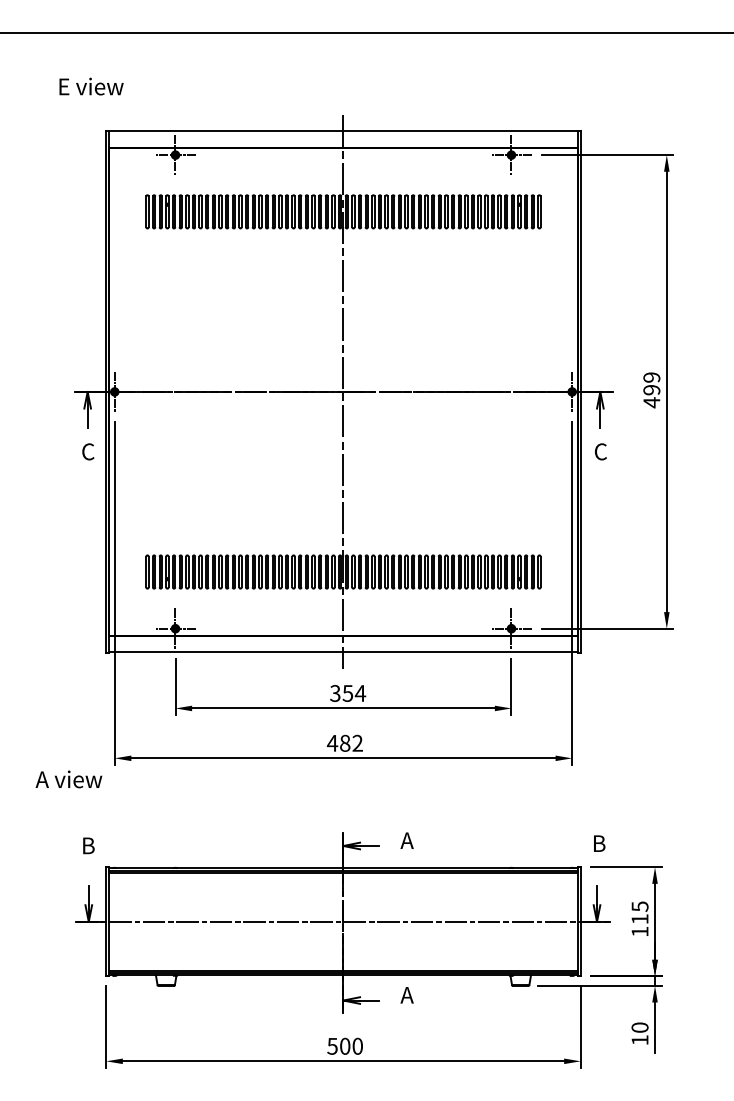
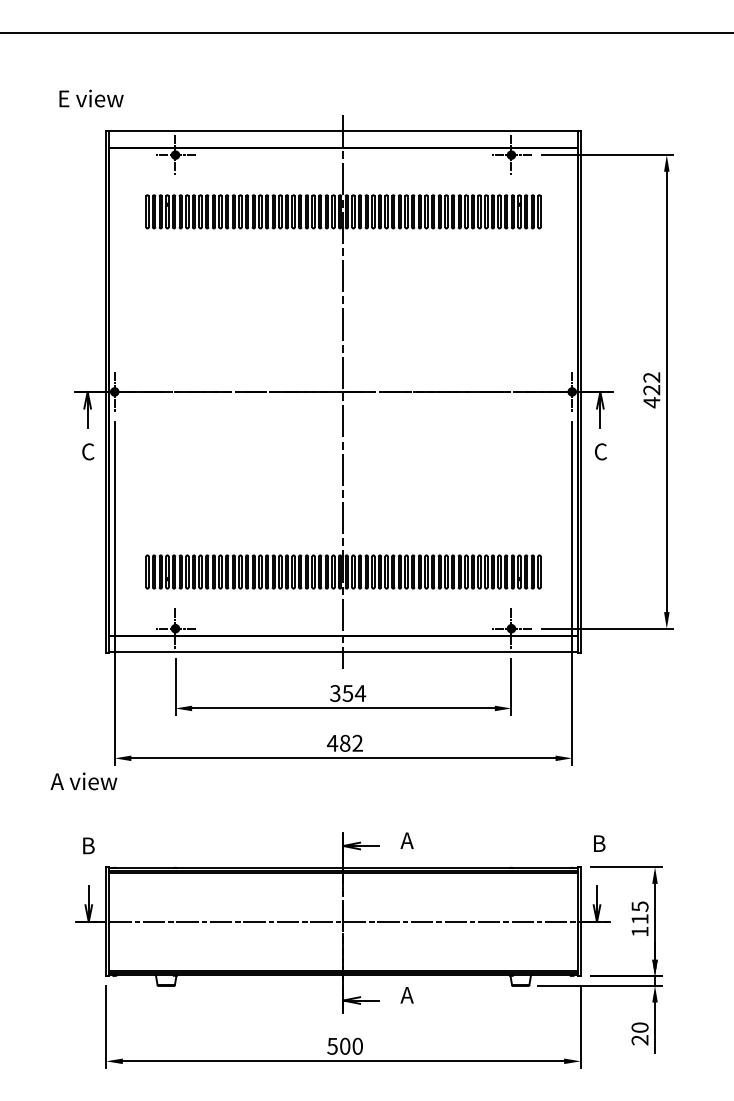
text position: (91, 86) -> (91, 98) (91, 98)
text: 499 -> 422 (651, 383)
text position: (68, 779) -> (83, 781) (83, 781)
text: 10 -> 20 (639, 1040)
